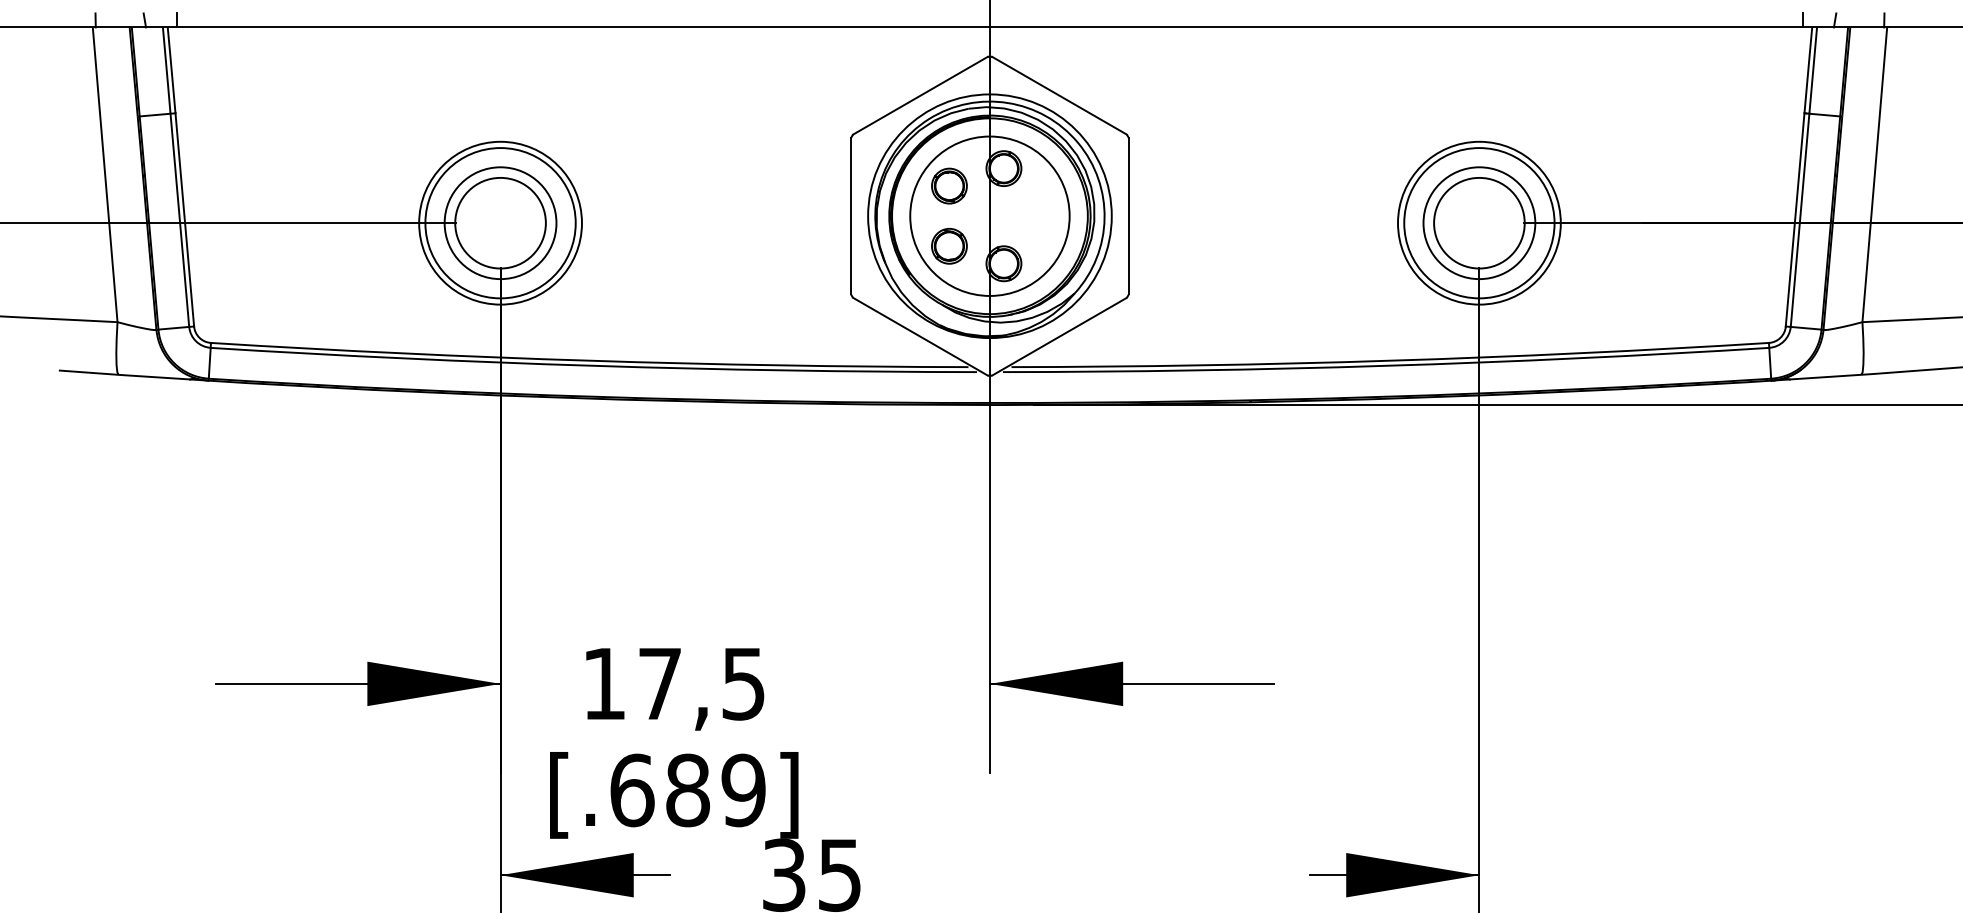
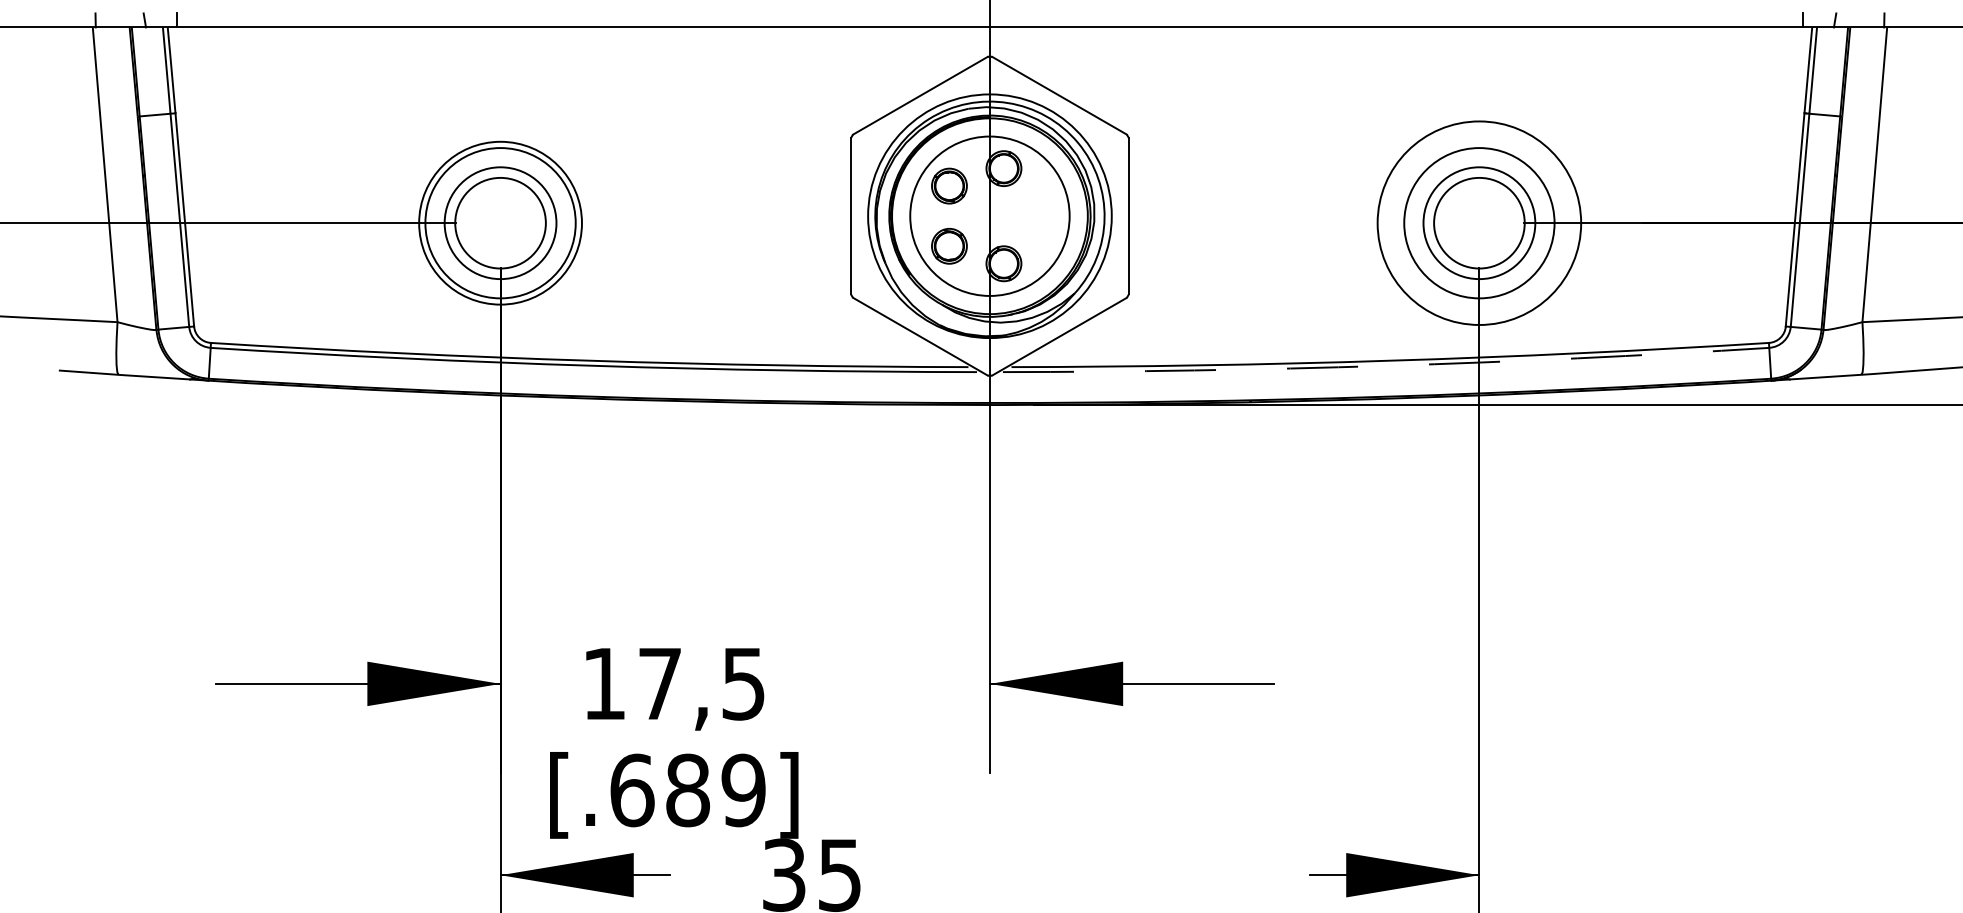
circle diameter: 163 px -> 204 px (1479, 222)
arc: solid -> dashed (1386, 365)
